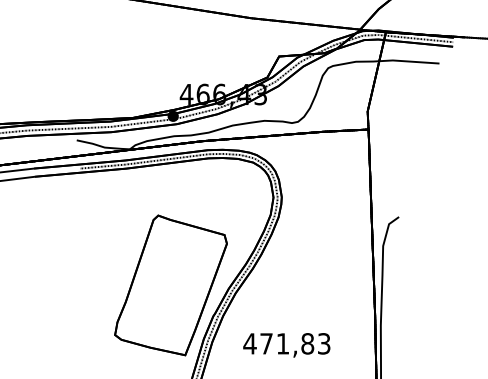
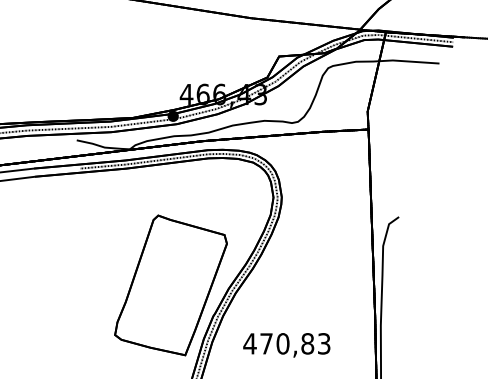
text: 471,83 -> 470,83 (282, 343)
